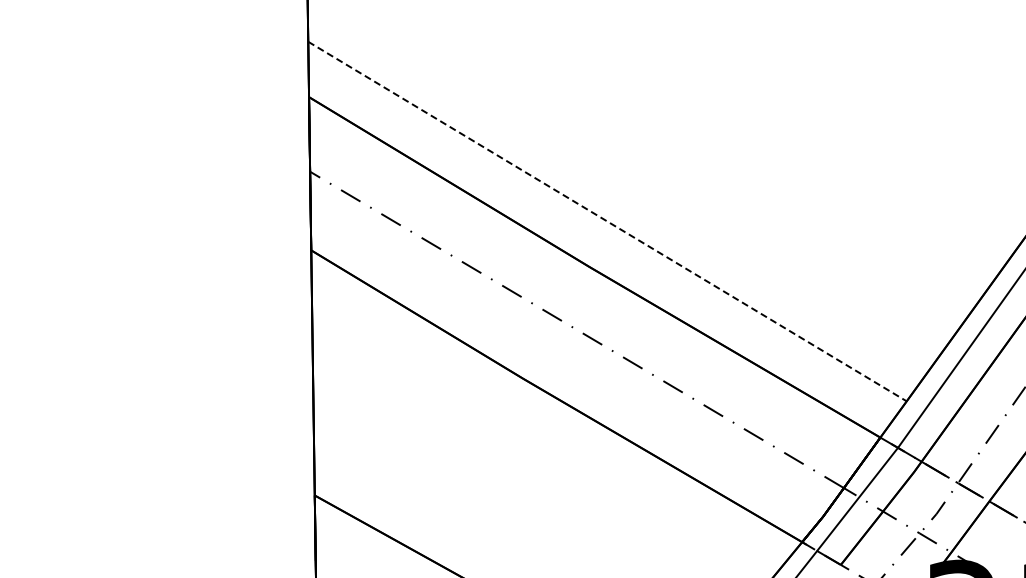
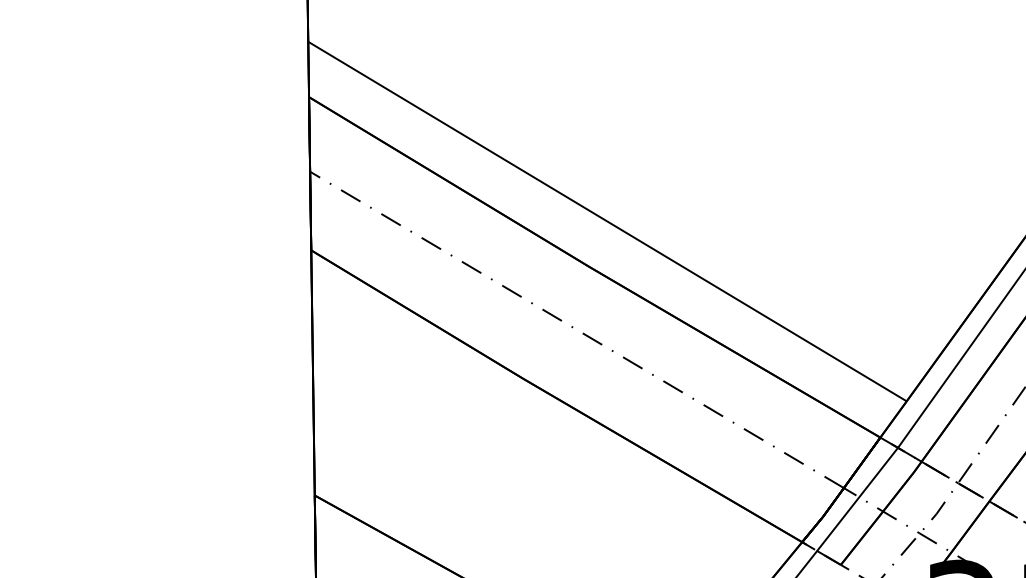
line: dashed -> solid (607, 221)
